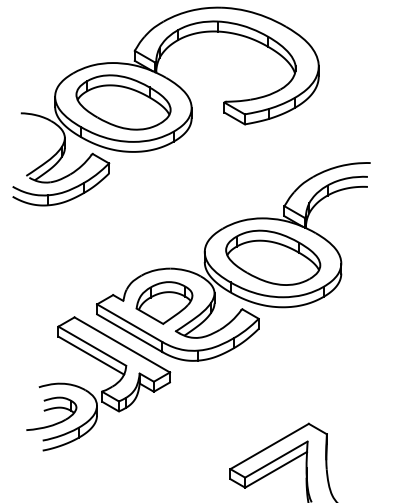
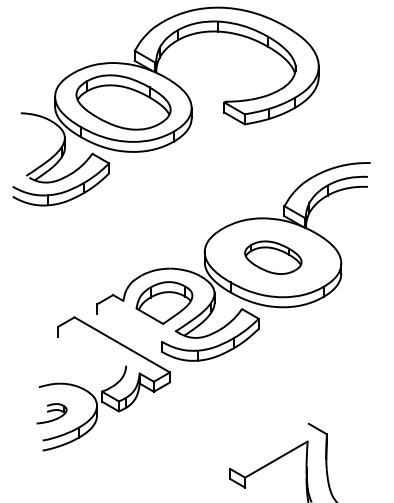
part size: 97x57 px -> 59x35 px (273, 257)
line: present -> none (129, 323)
line: present -> none (129, 333)
line: present -> none (92, 345)
line: present -> none (91, 355)
part size: 52x35 px -> 32x22 px (51, 413)
line: present -> none (269, 446)
line: present -> none (276, 469)
